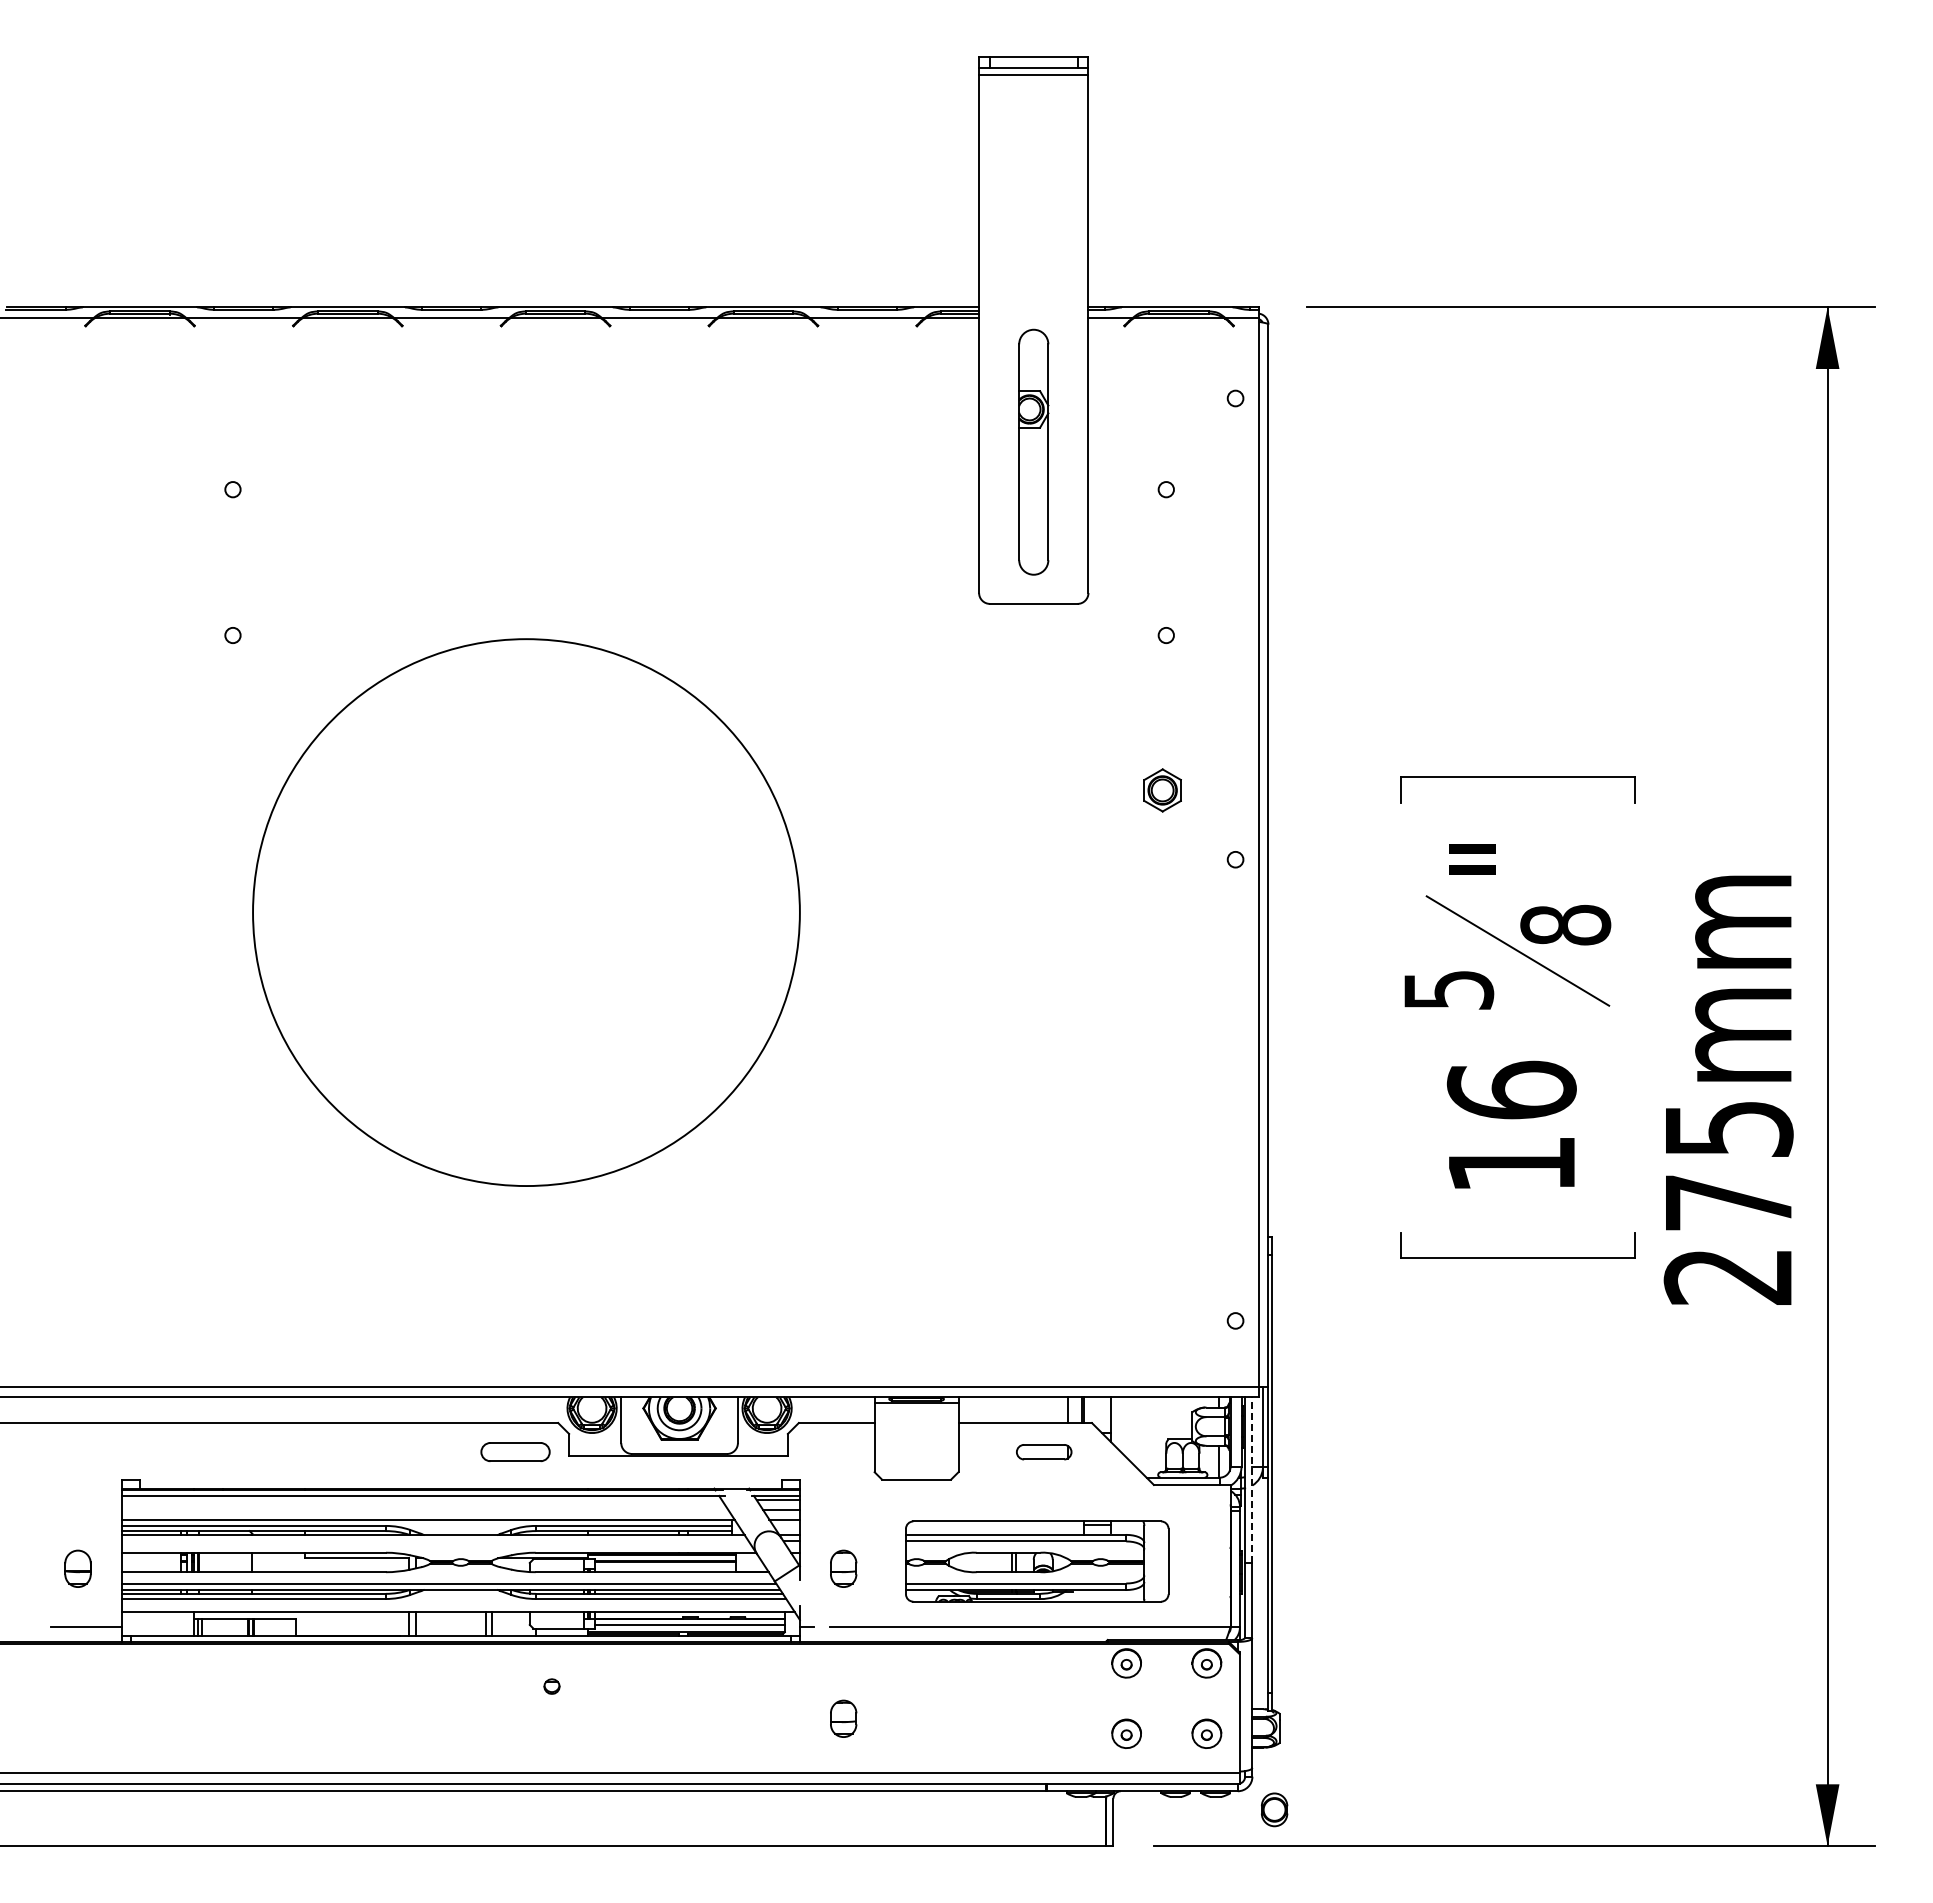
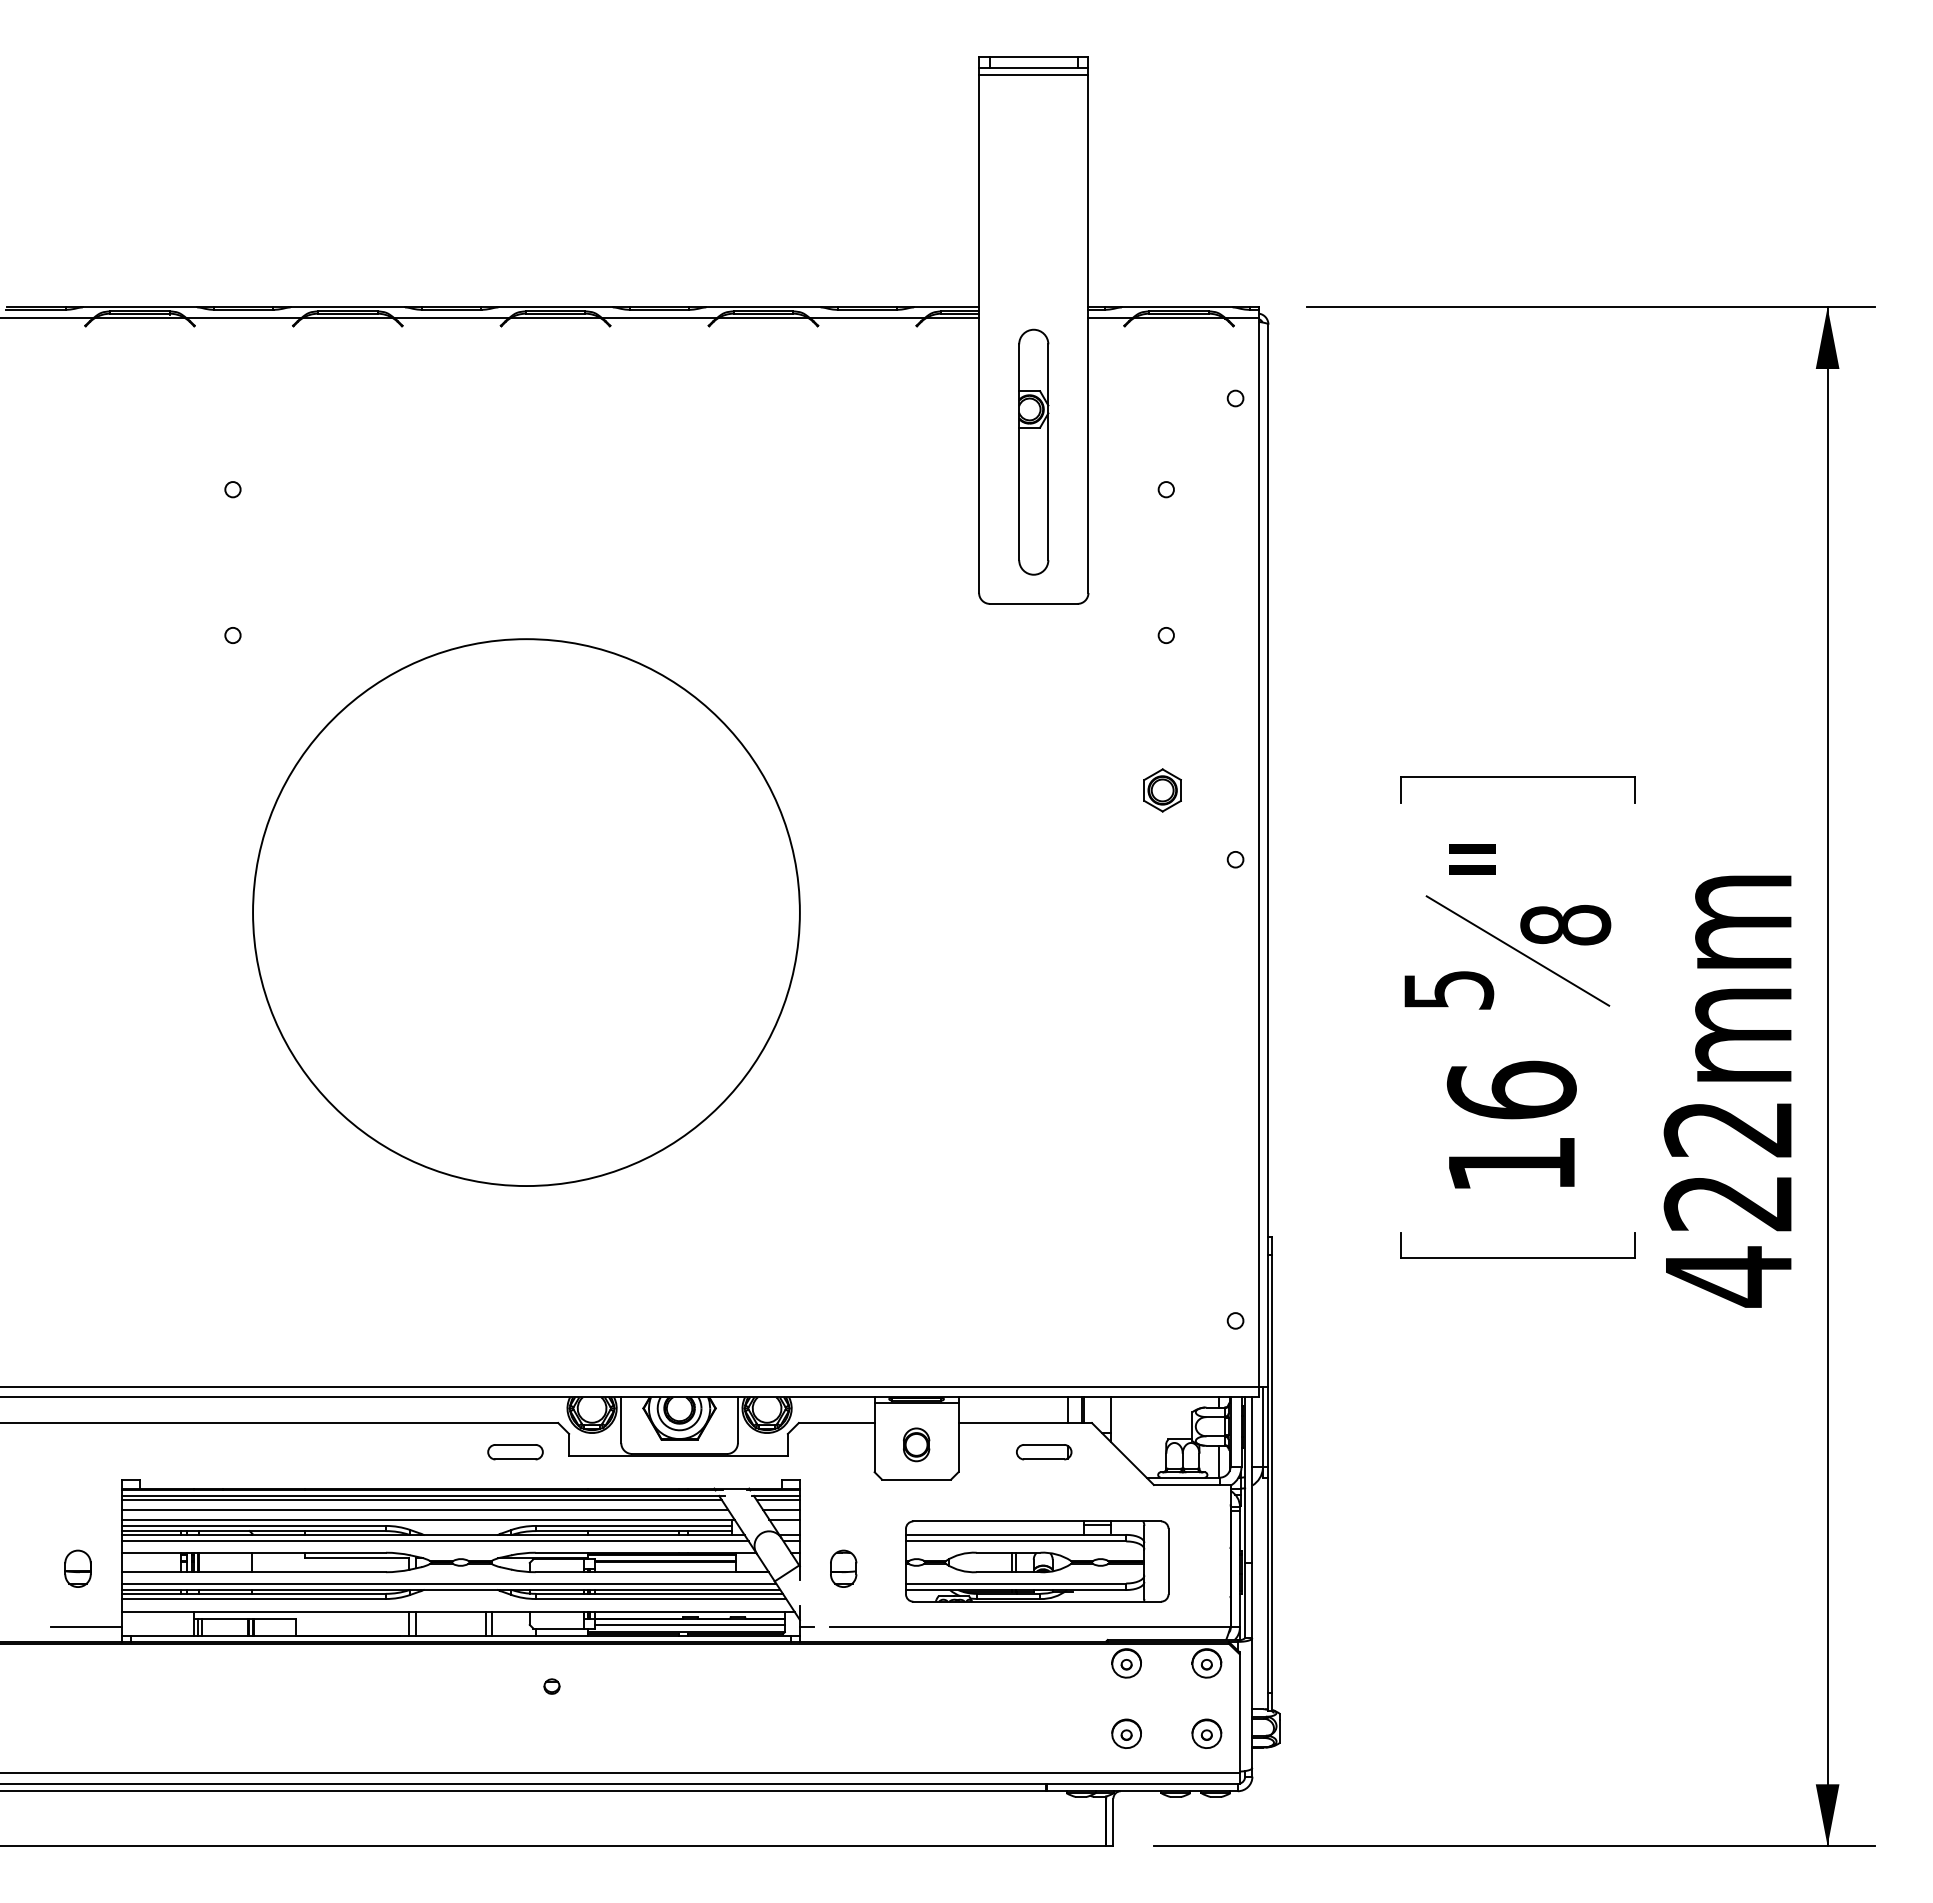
text: 275mm -> 422mm (1728, 1204)
part size: 71x21 px -> 57x17 px (515, 1452)
line: dashed -> solid (1252, 1480)
line: none -> present (421, 1500)
line: none -> present (424, 1509)
line: none -> present (434, 1541)
part: present -> none (843, 1718)
part position: (1274, 1809) -> (916, 1444) (916, 1444)
